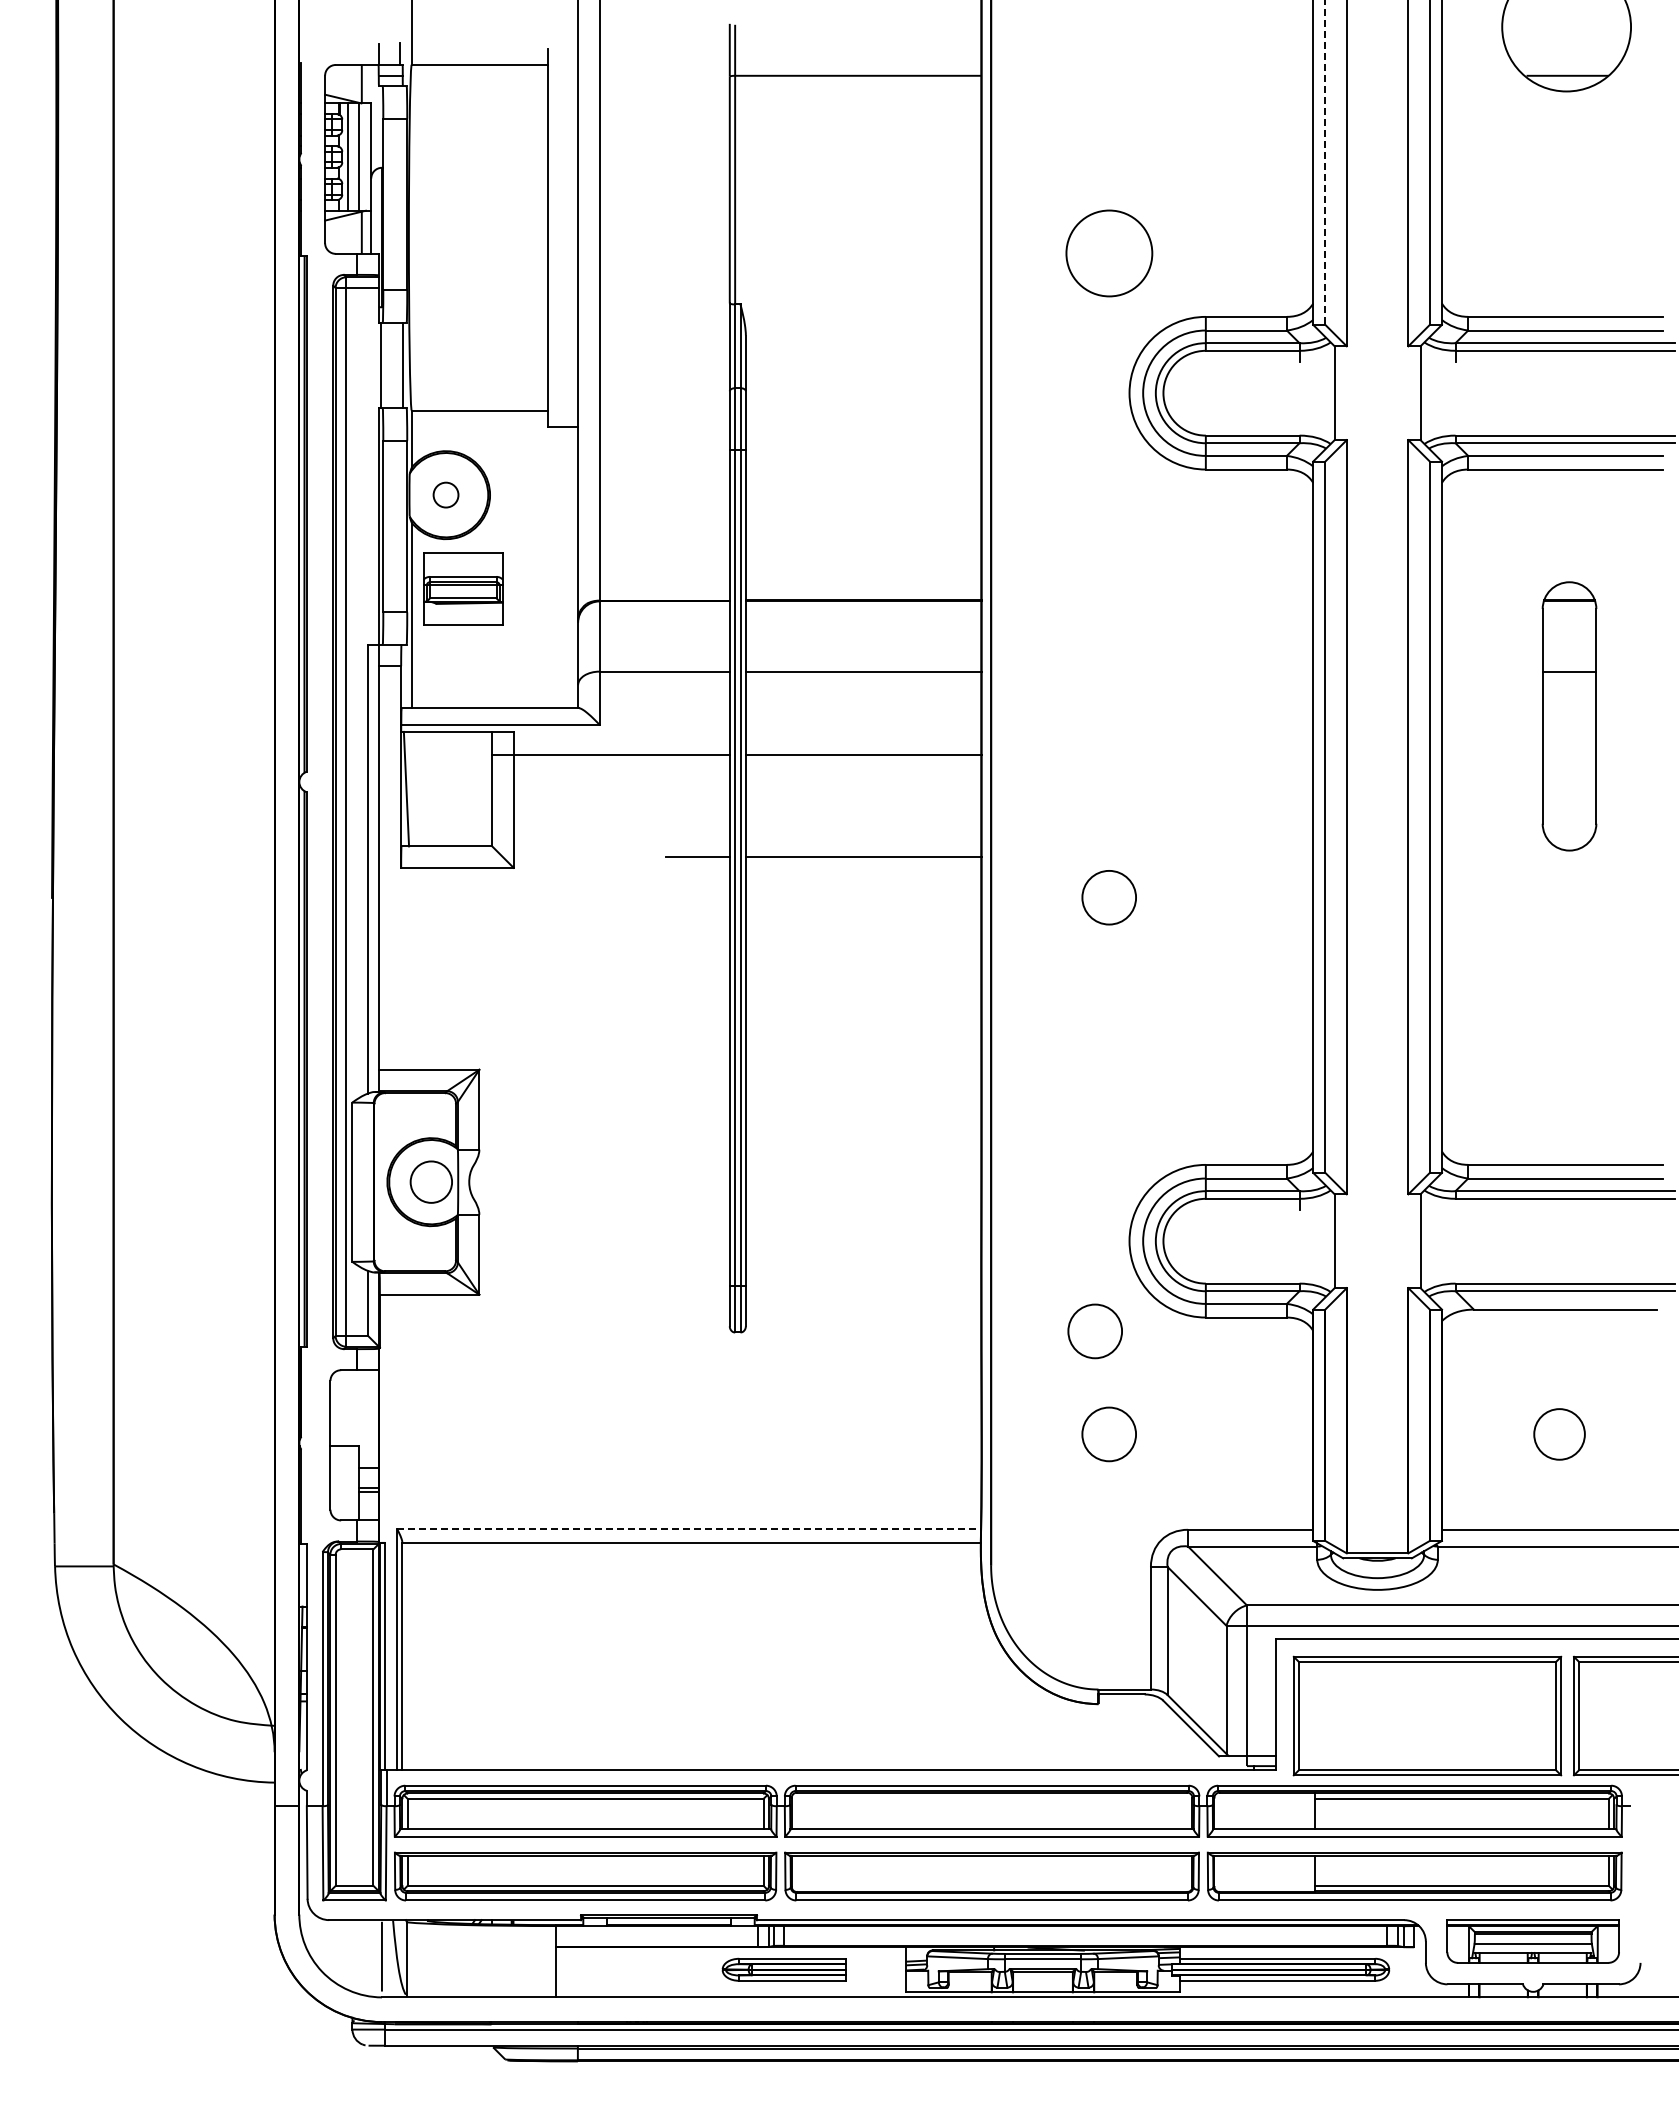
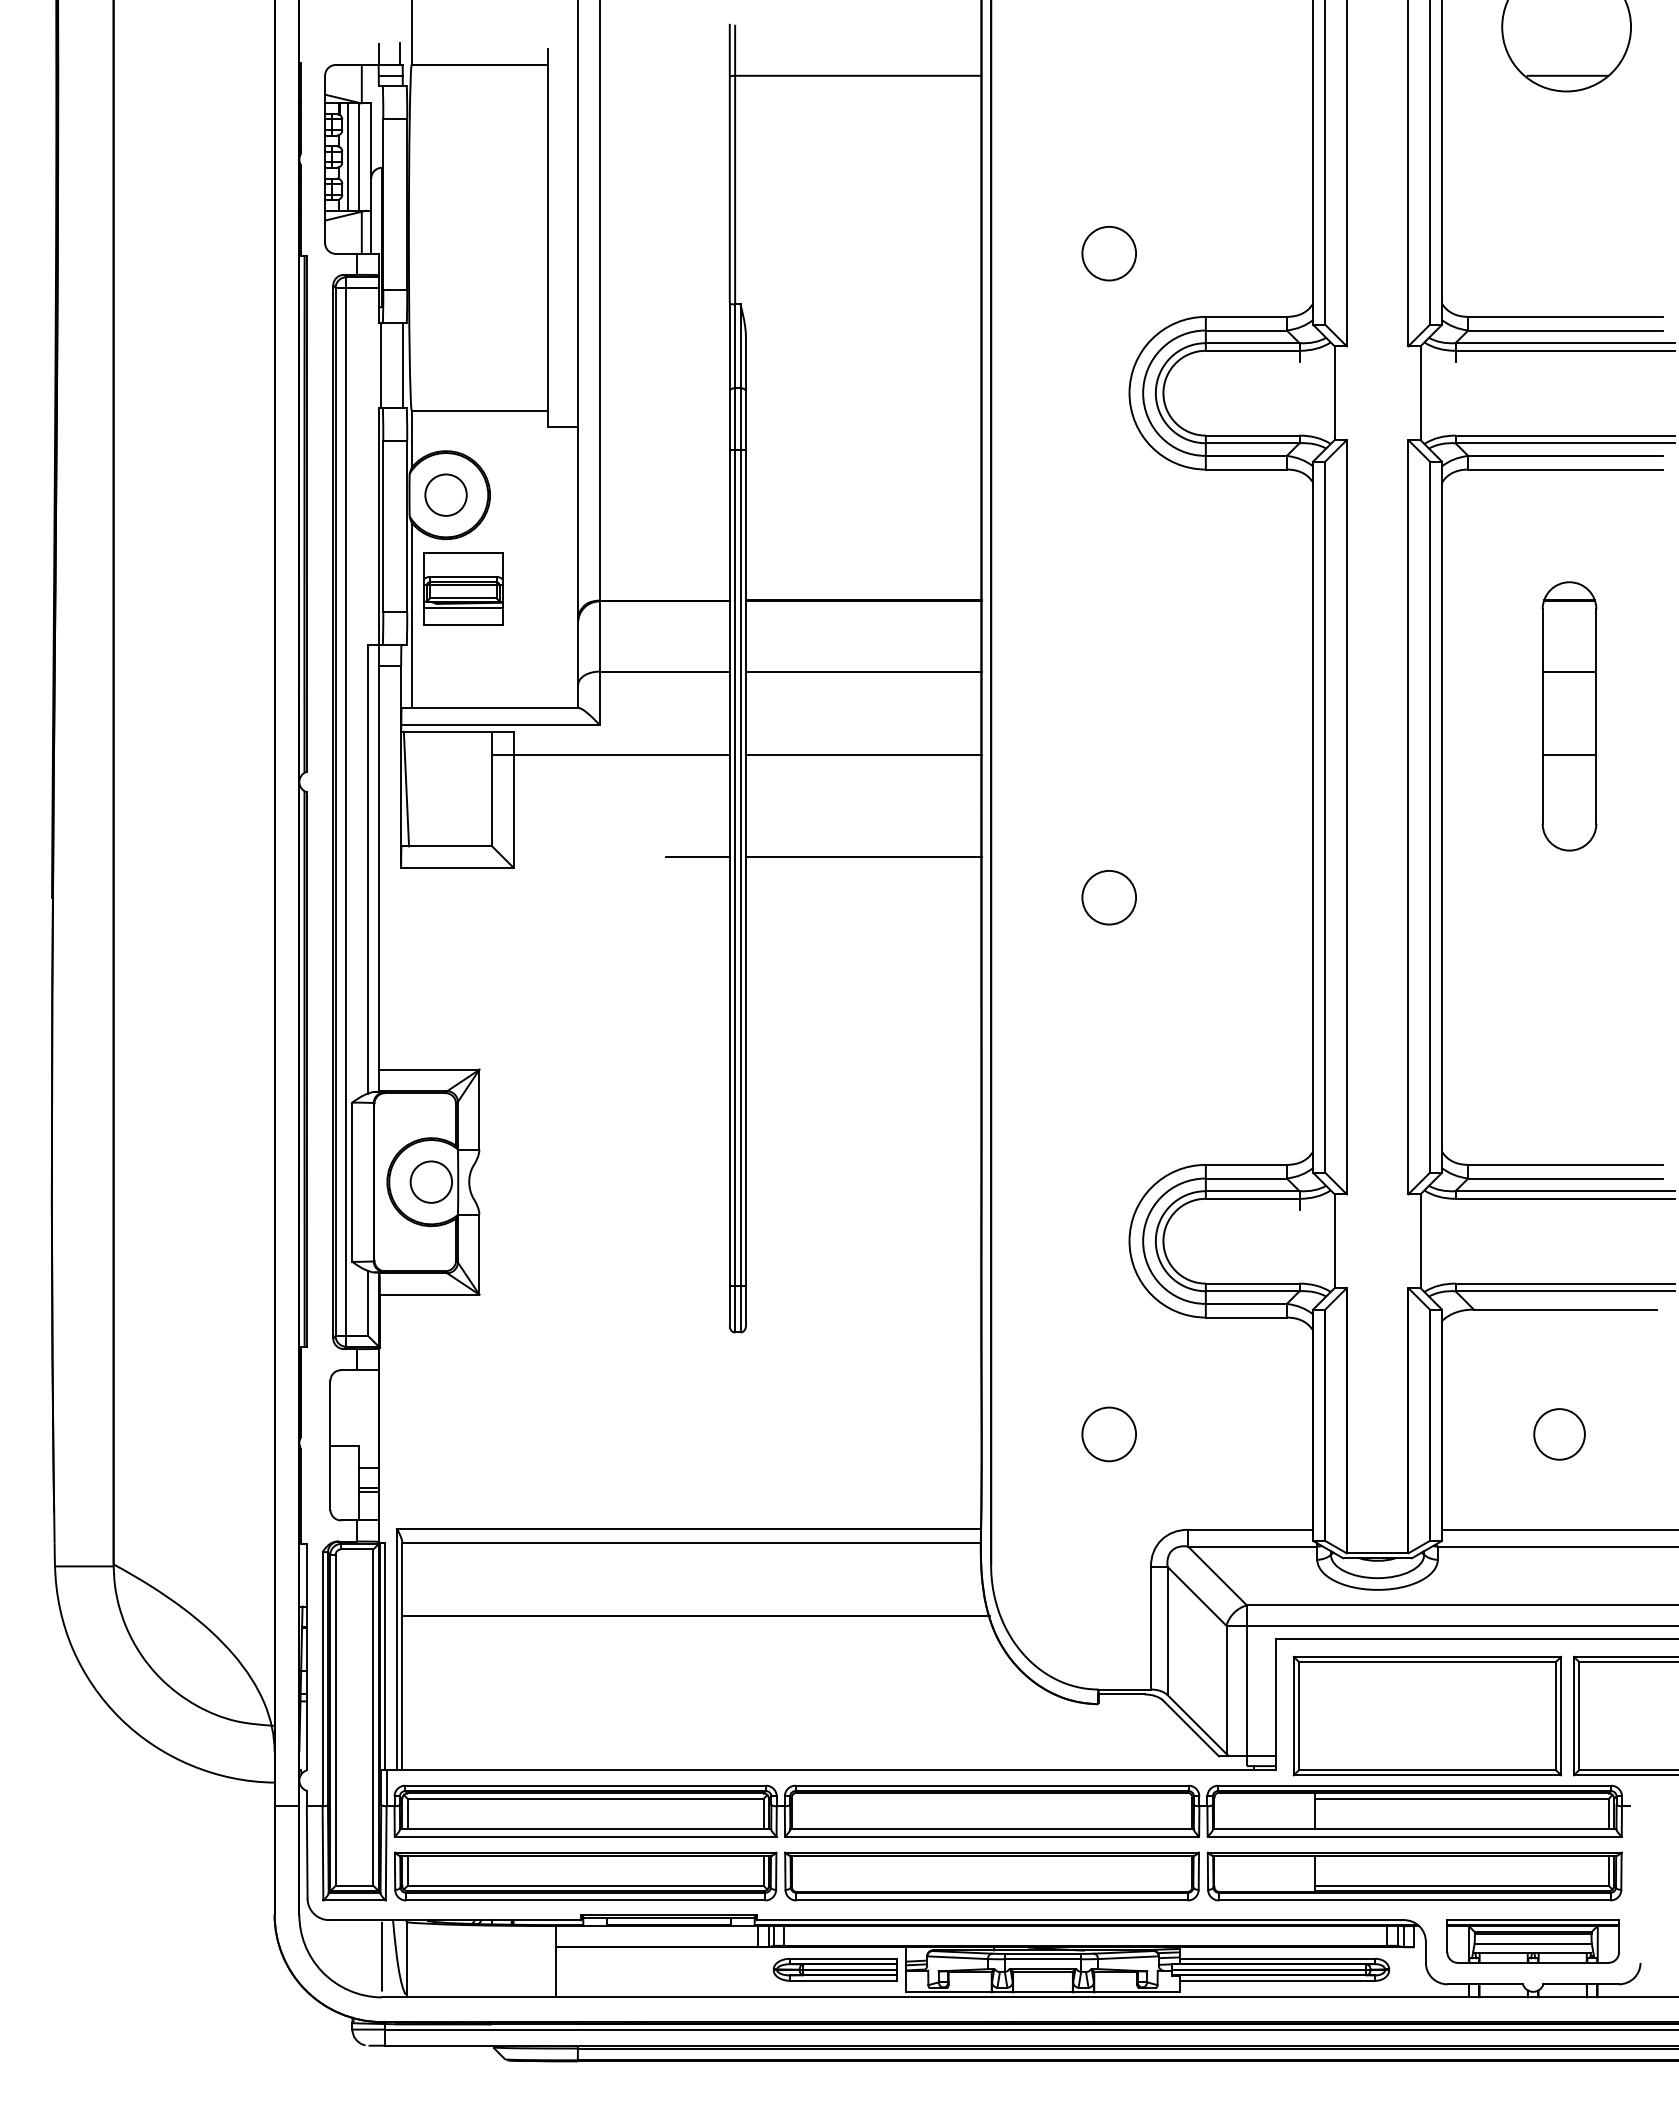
line: dashed -> solid (1325, 162)
circle size: 89x89 px -> 56x56 px (1108, 253)
circle size: 28x28 px -> 44x44 px (445, 494)
line: none -> present (462, 608)
line: none -> present (1569, 755)
circle: present -> none (1094, 1331)
line: dashed -> solid (689, 1528)
line: none -> present (695, 1615)
part position: (783, 1969) -> (834, 1969) (834, 1969)
